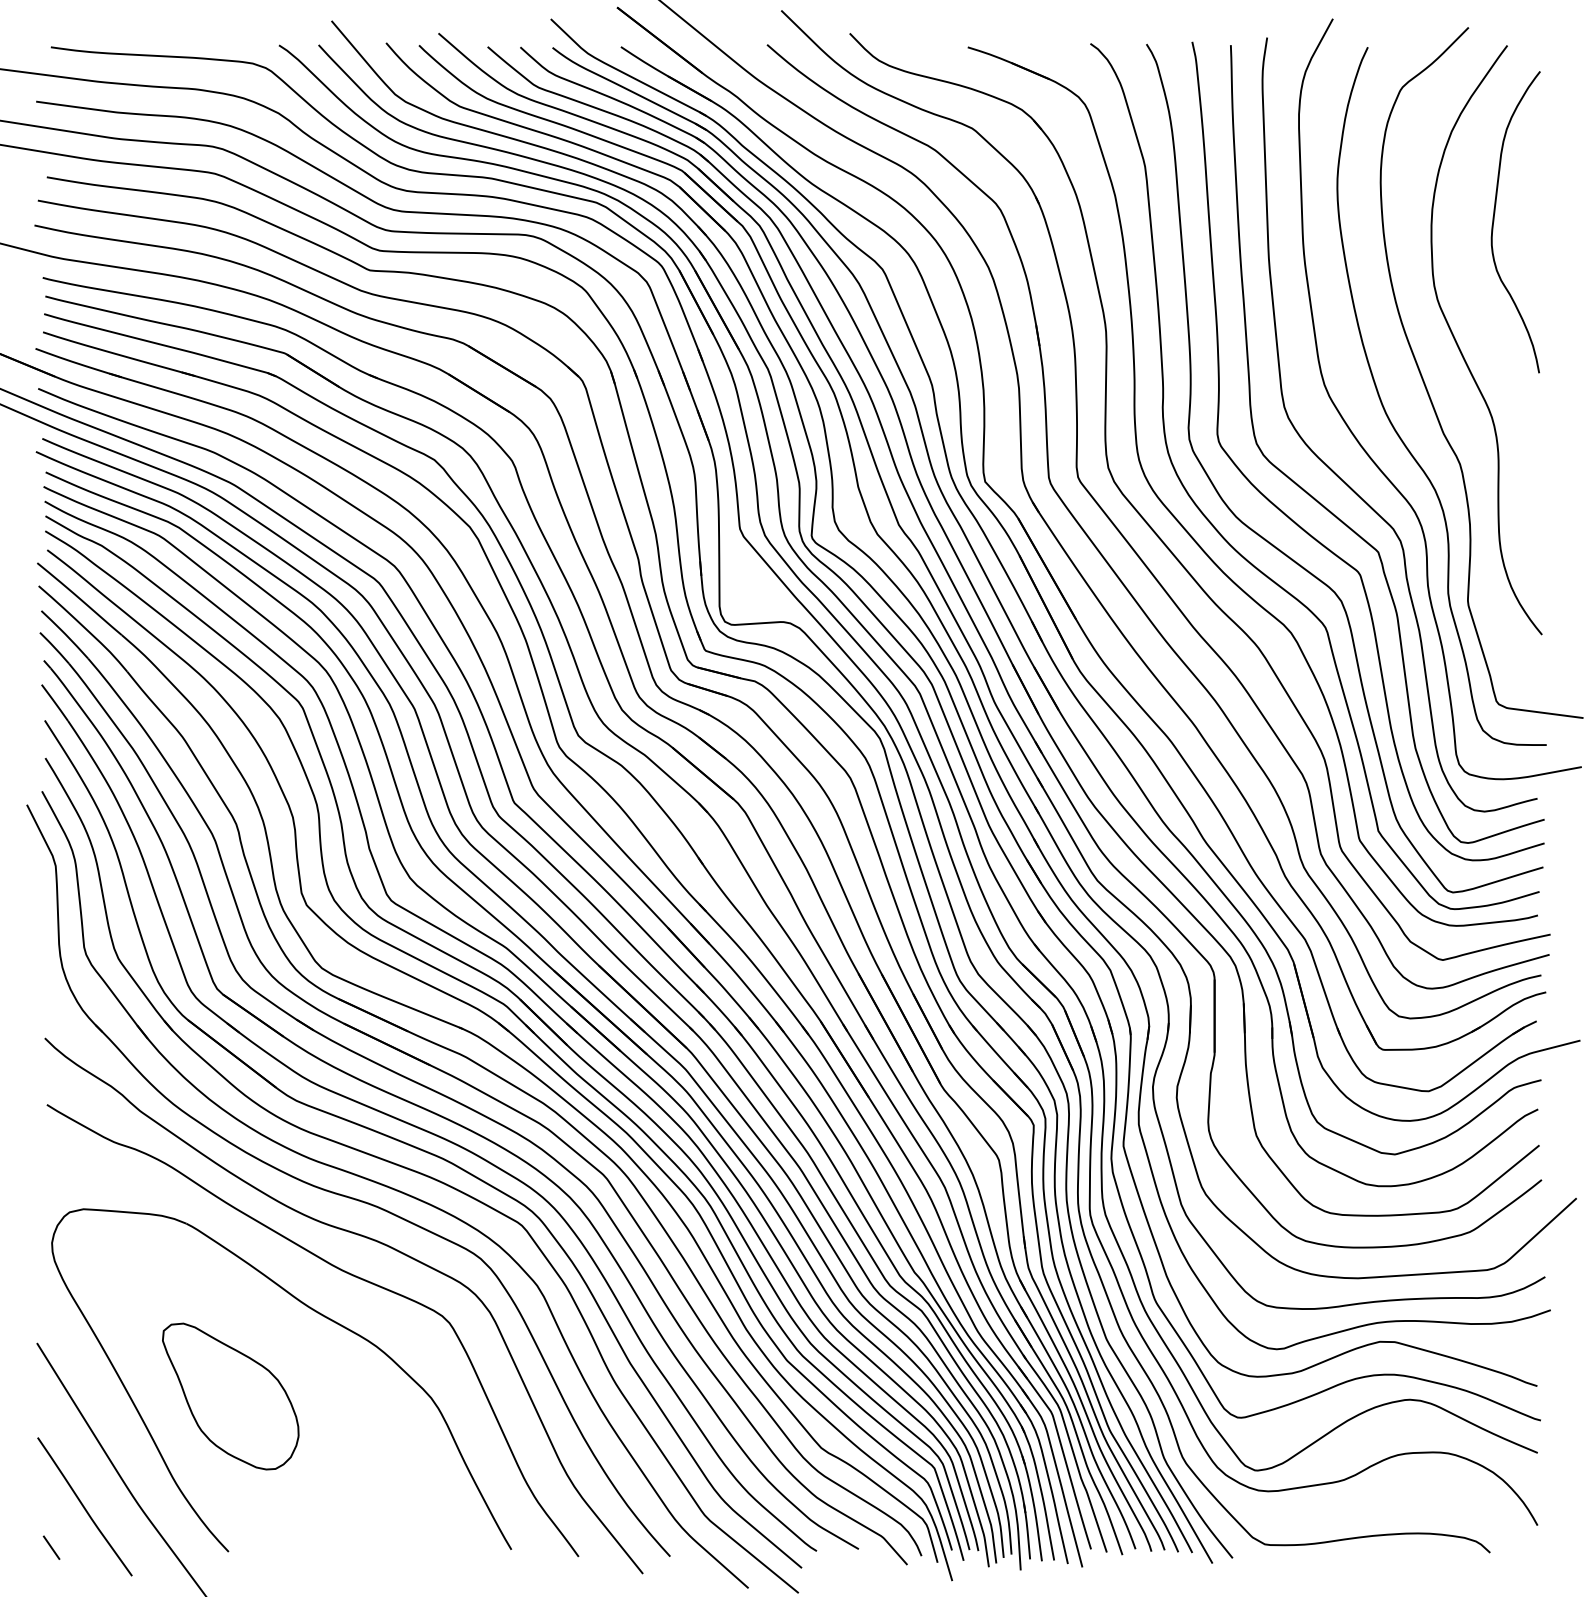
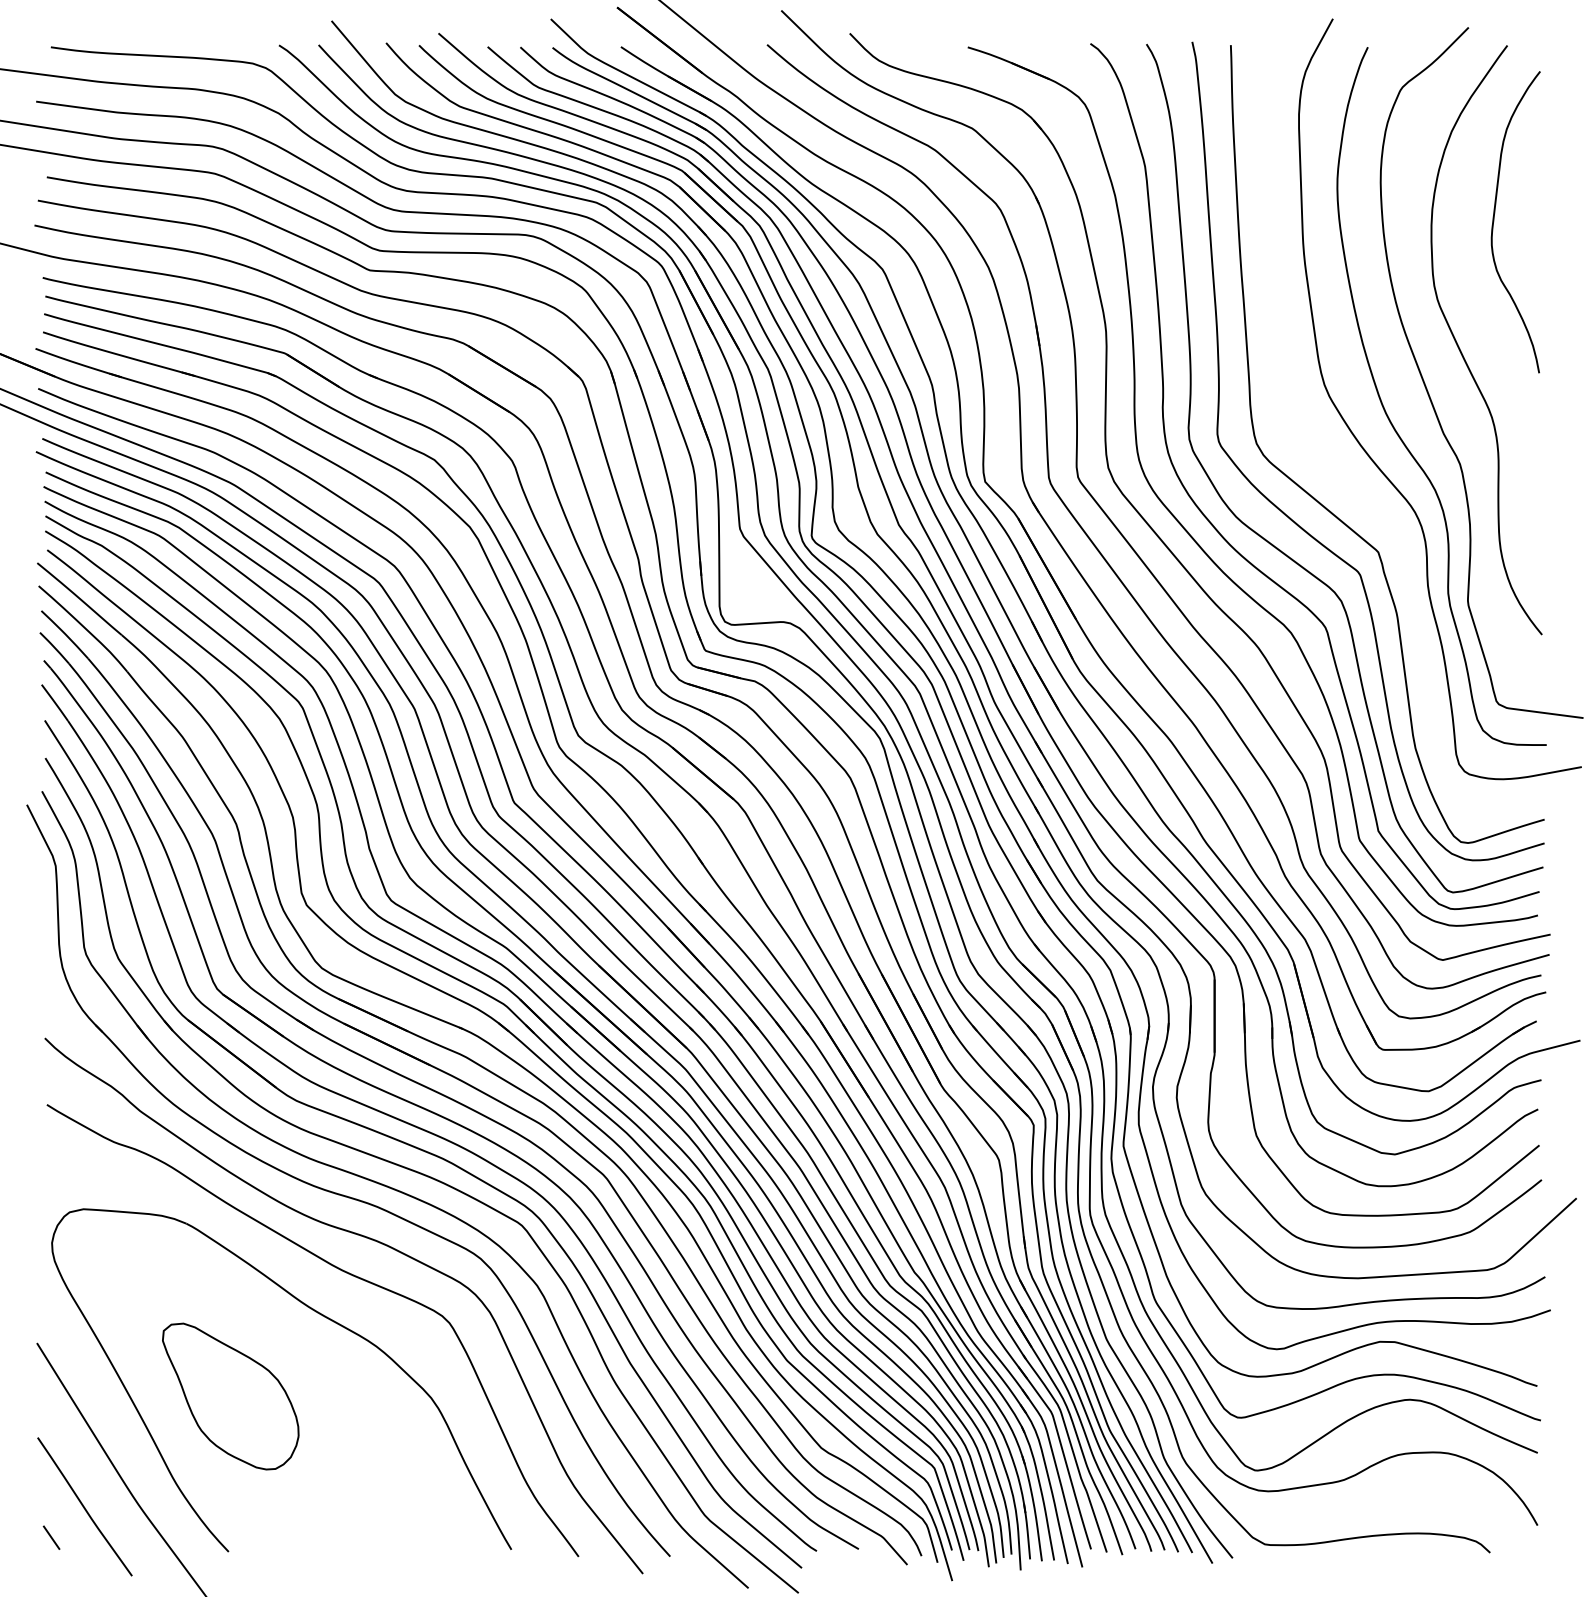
curve: present -> none (1346, 482)
line position: (51, 1547) -> (51, 1537) (51, 1537)
